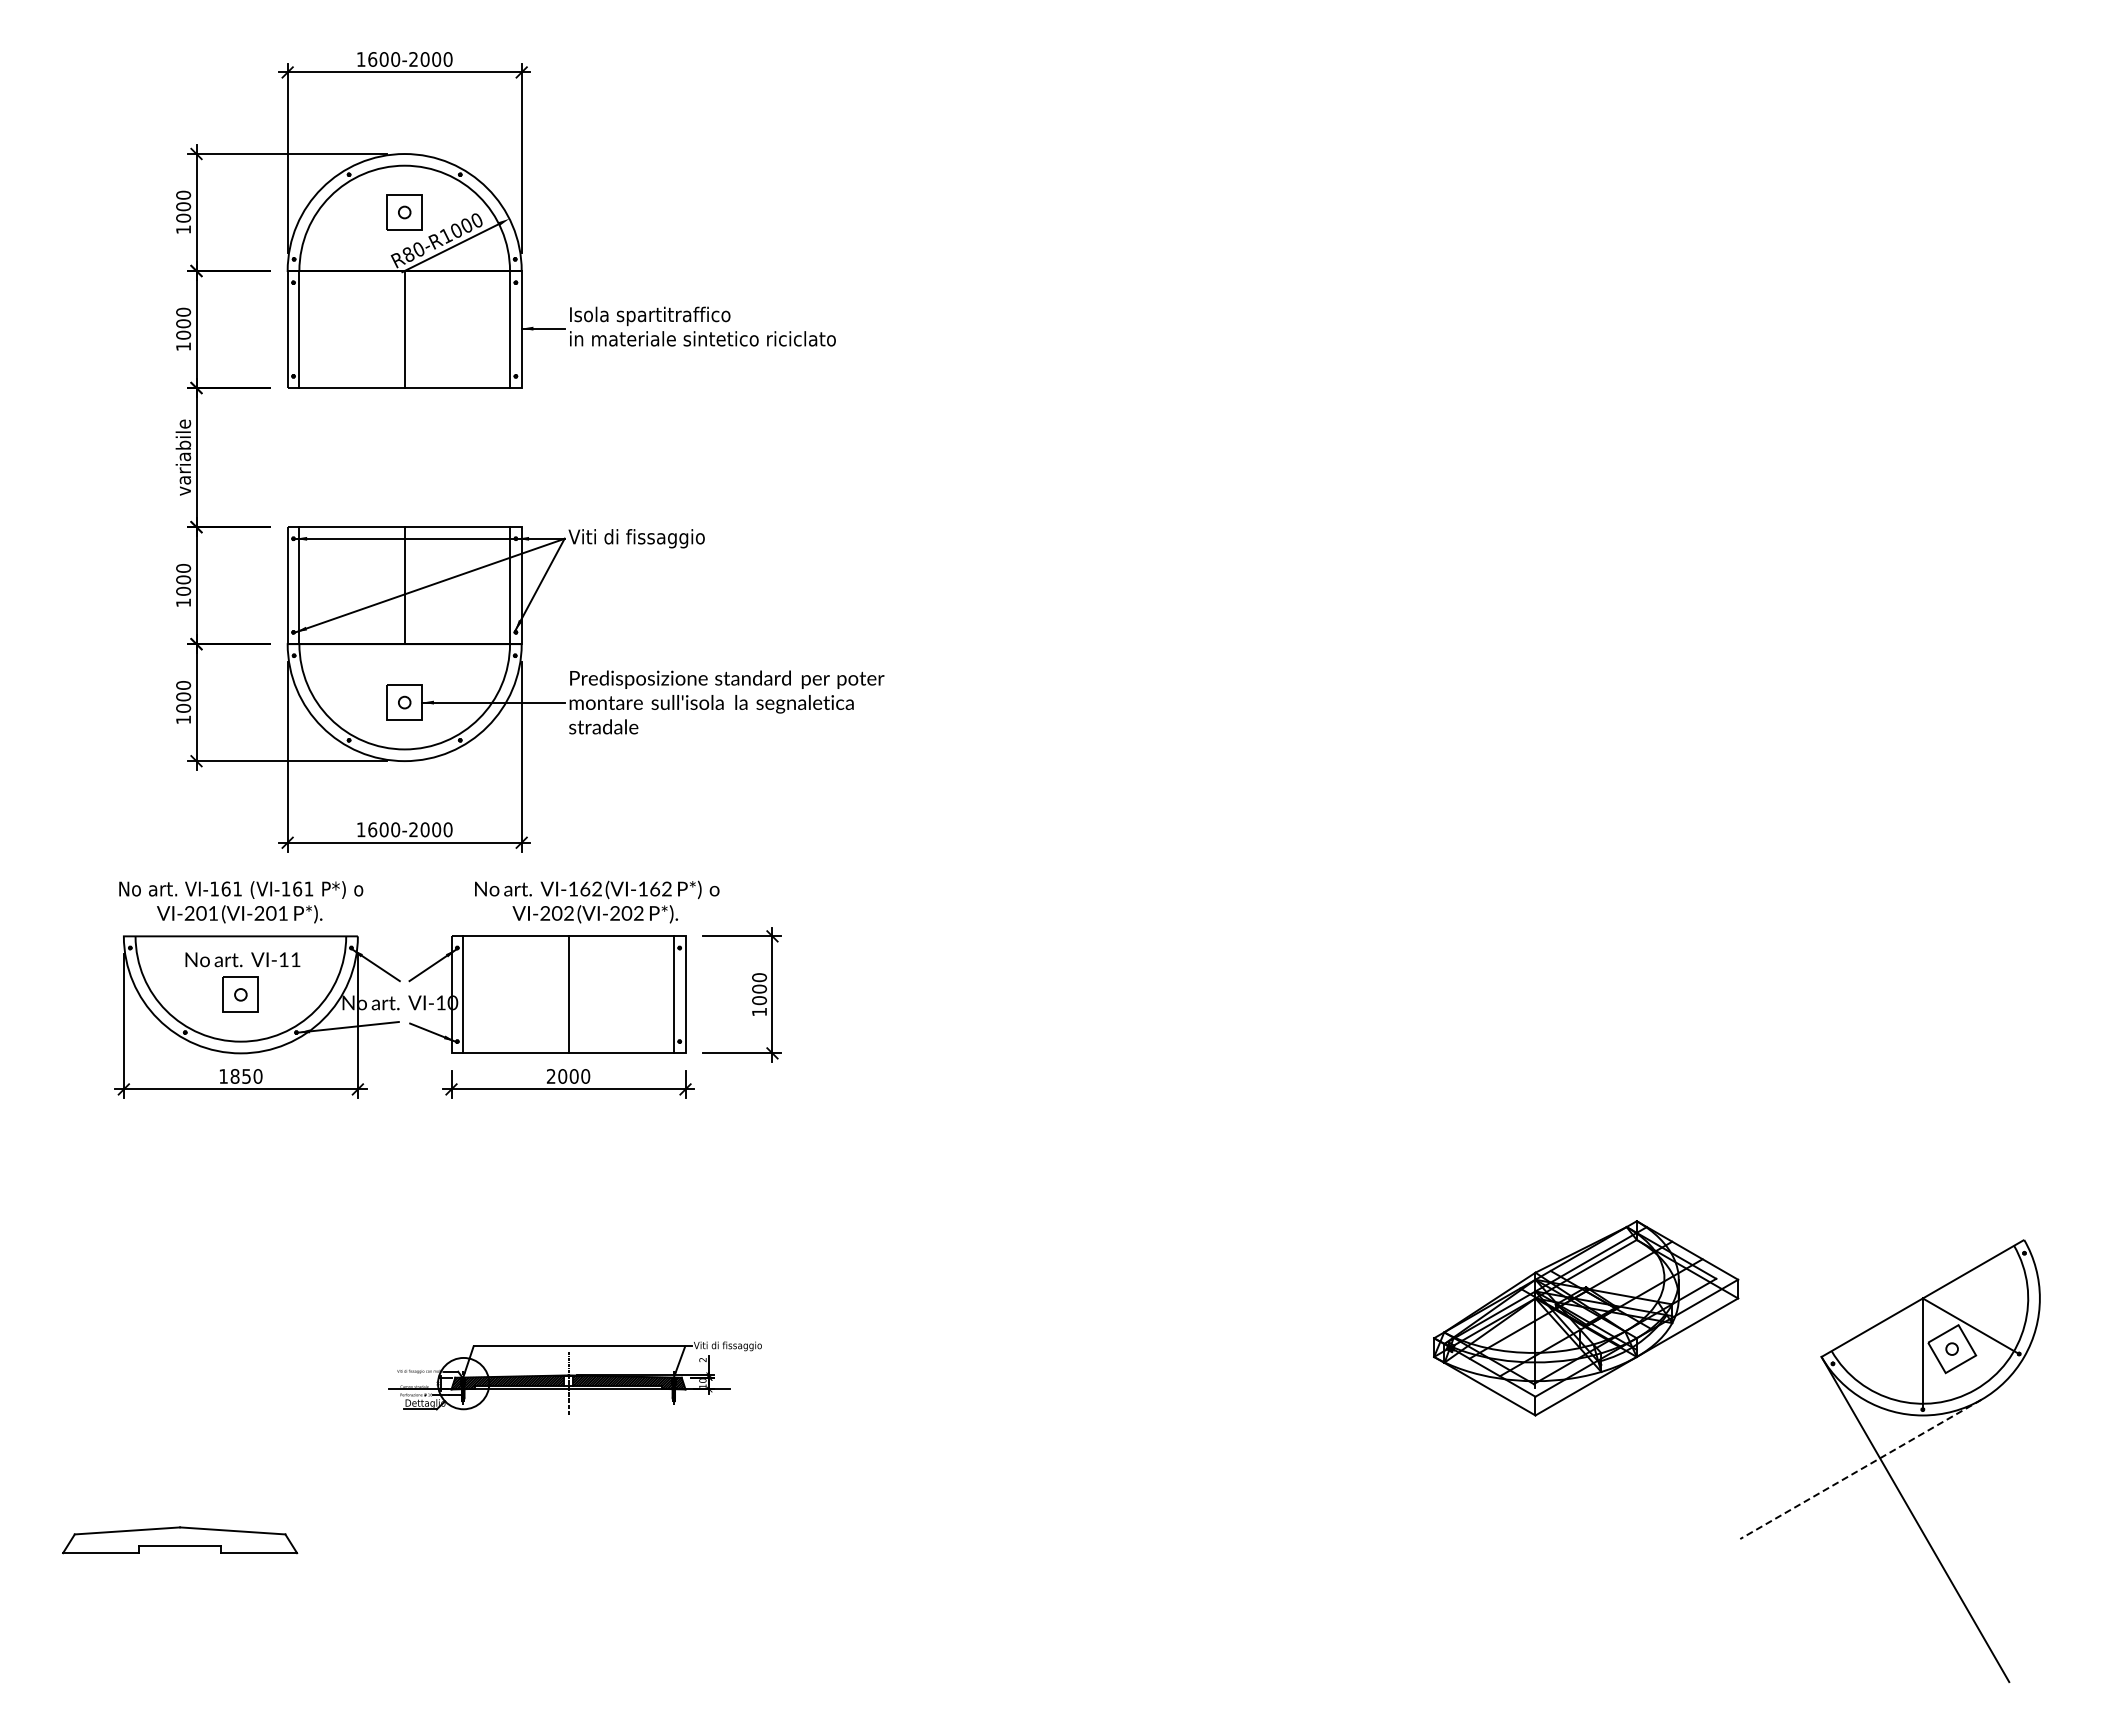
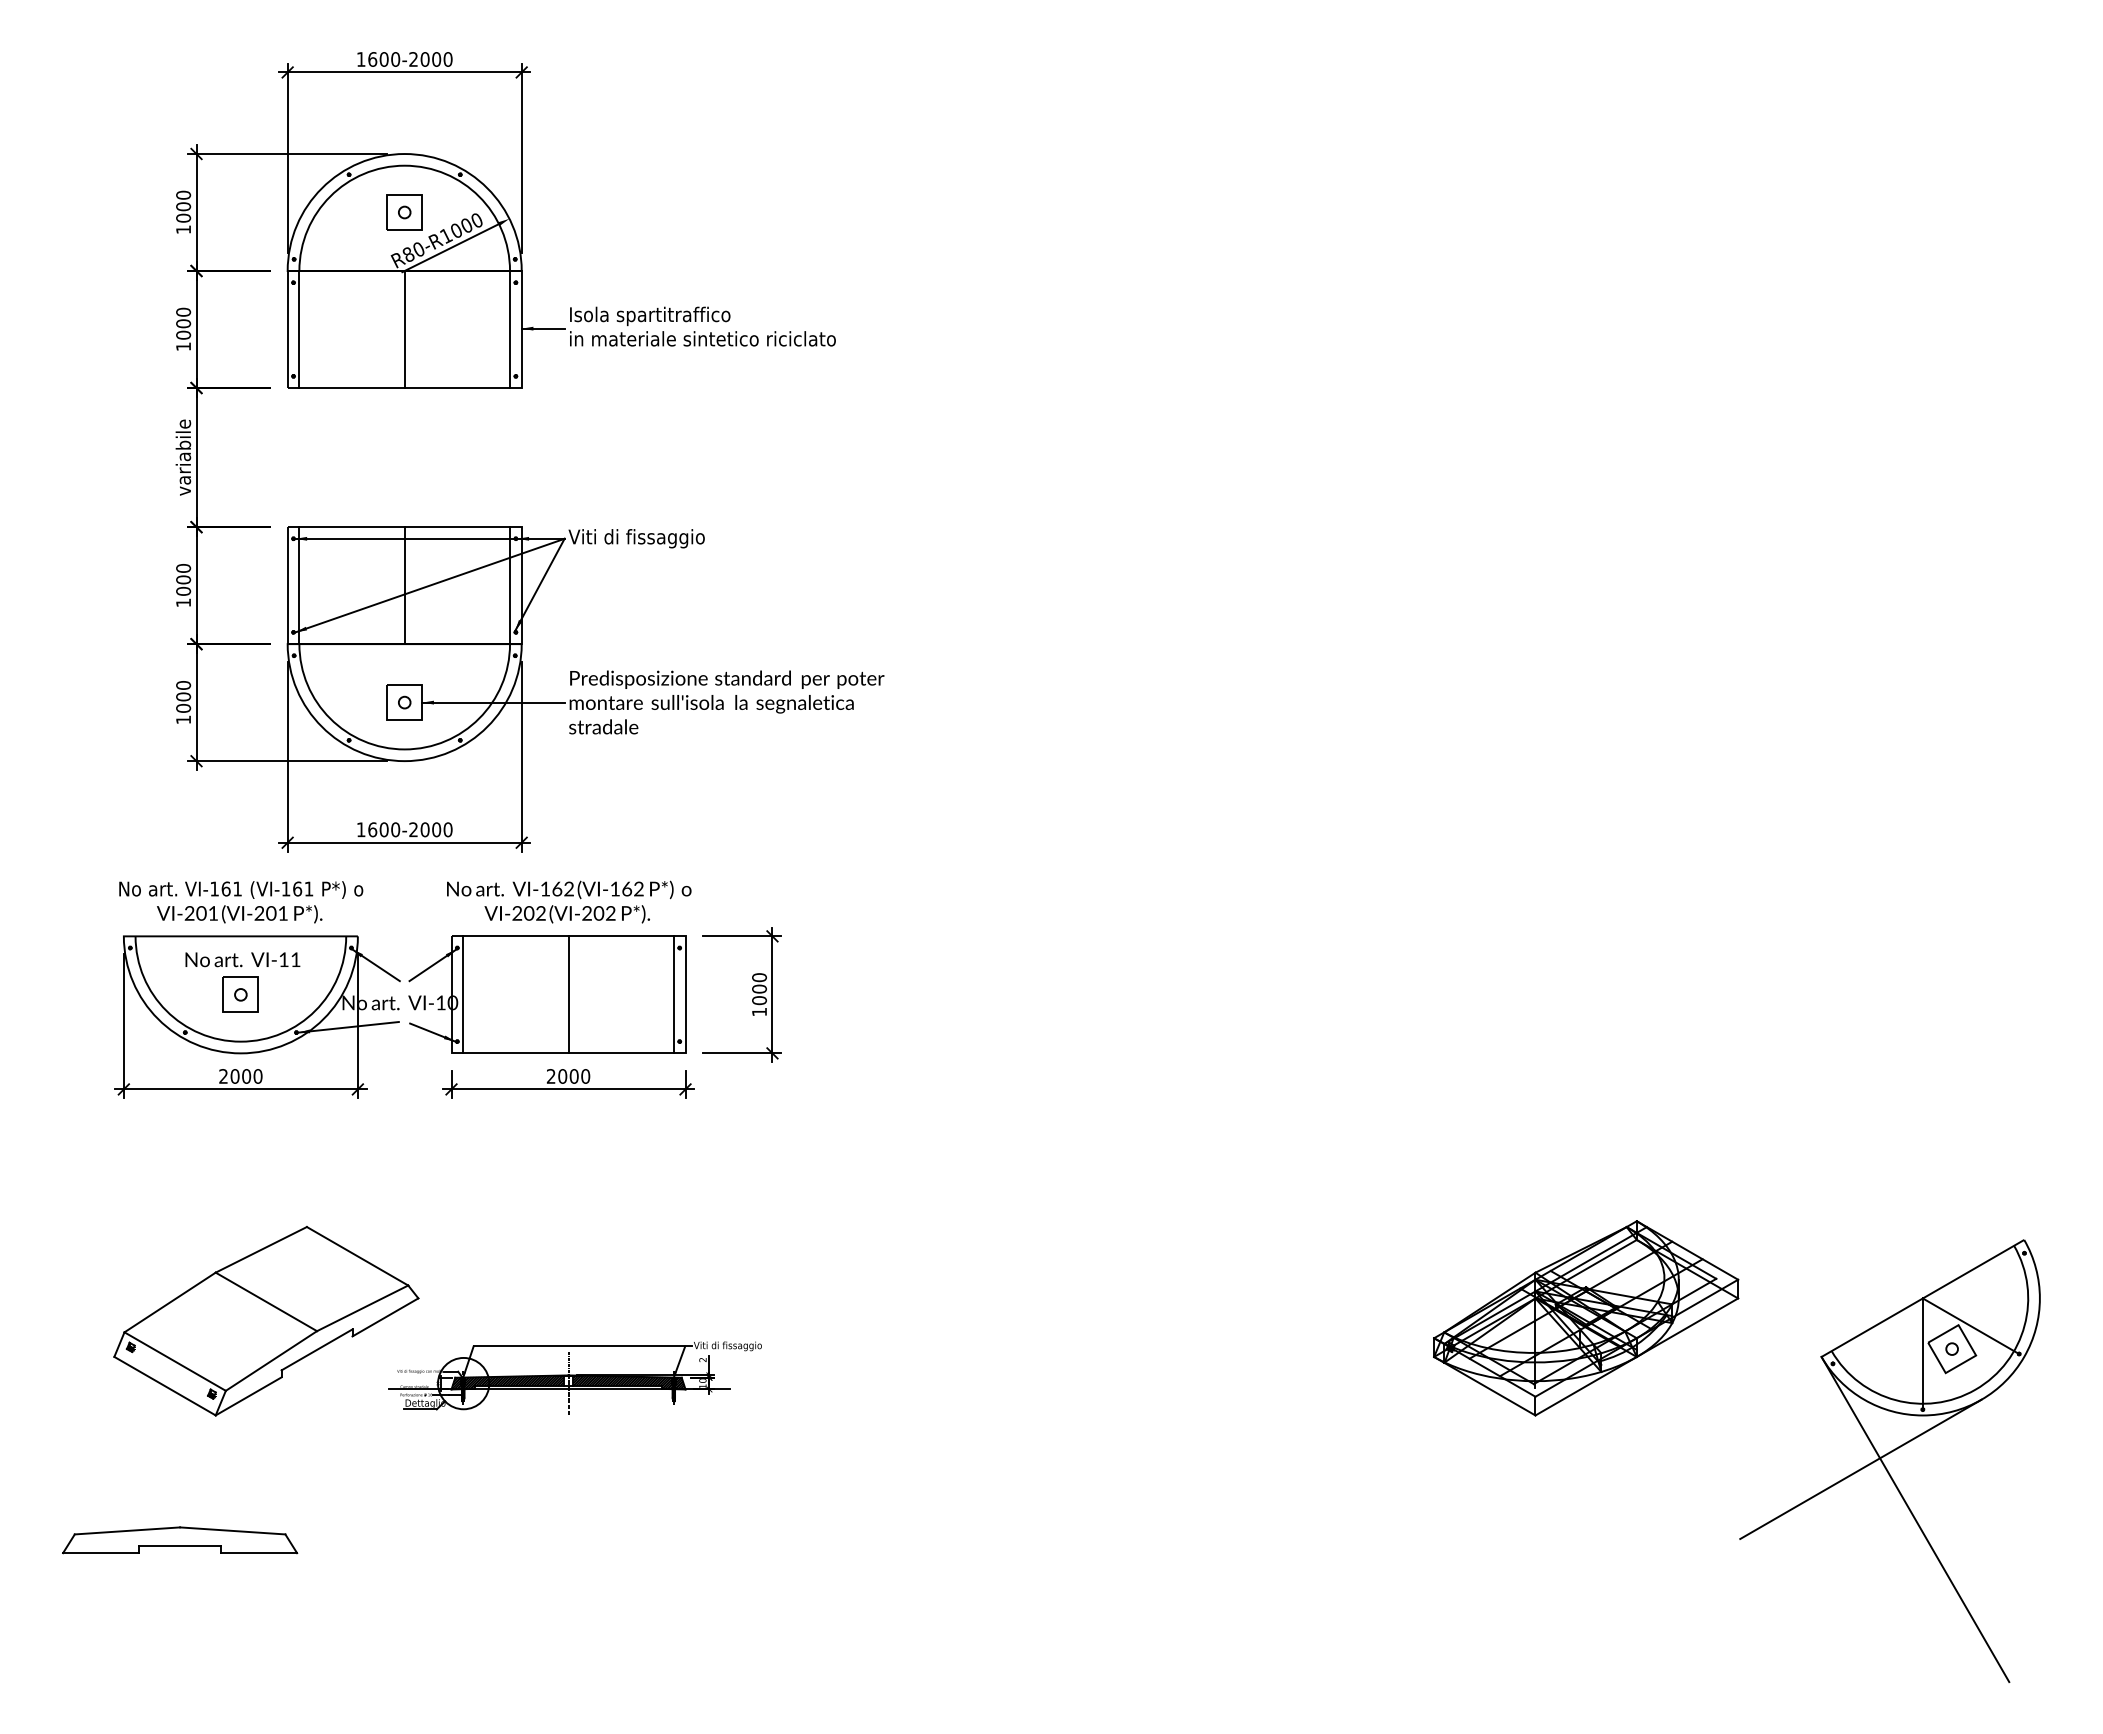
text position: (597, 901) -> (569, 901) (569, 901)
text: 1850 -> 2000 (235, 1076)
part: none -> present (266, 1321)
line: dashed -> solid (1860, 1469)
